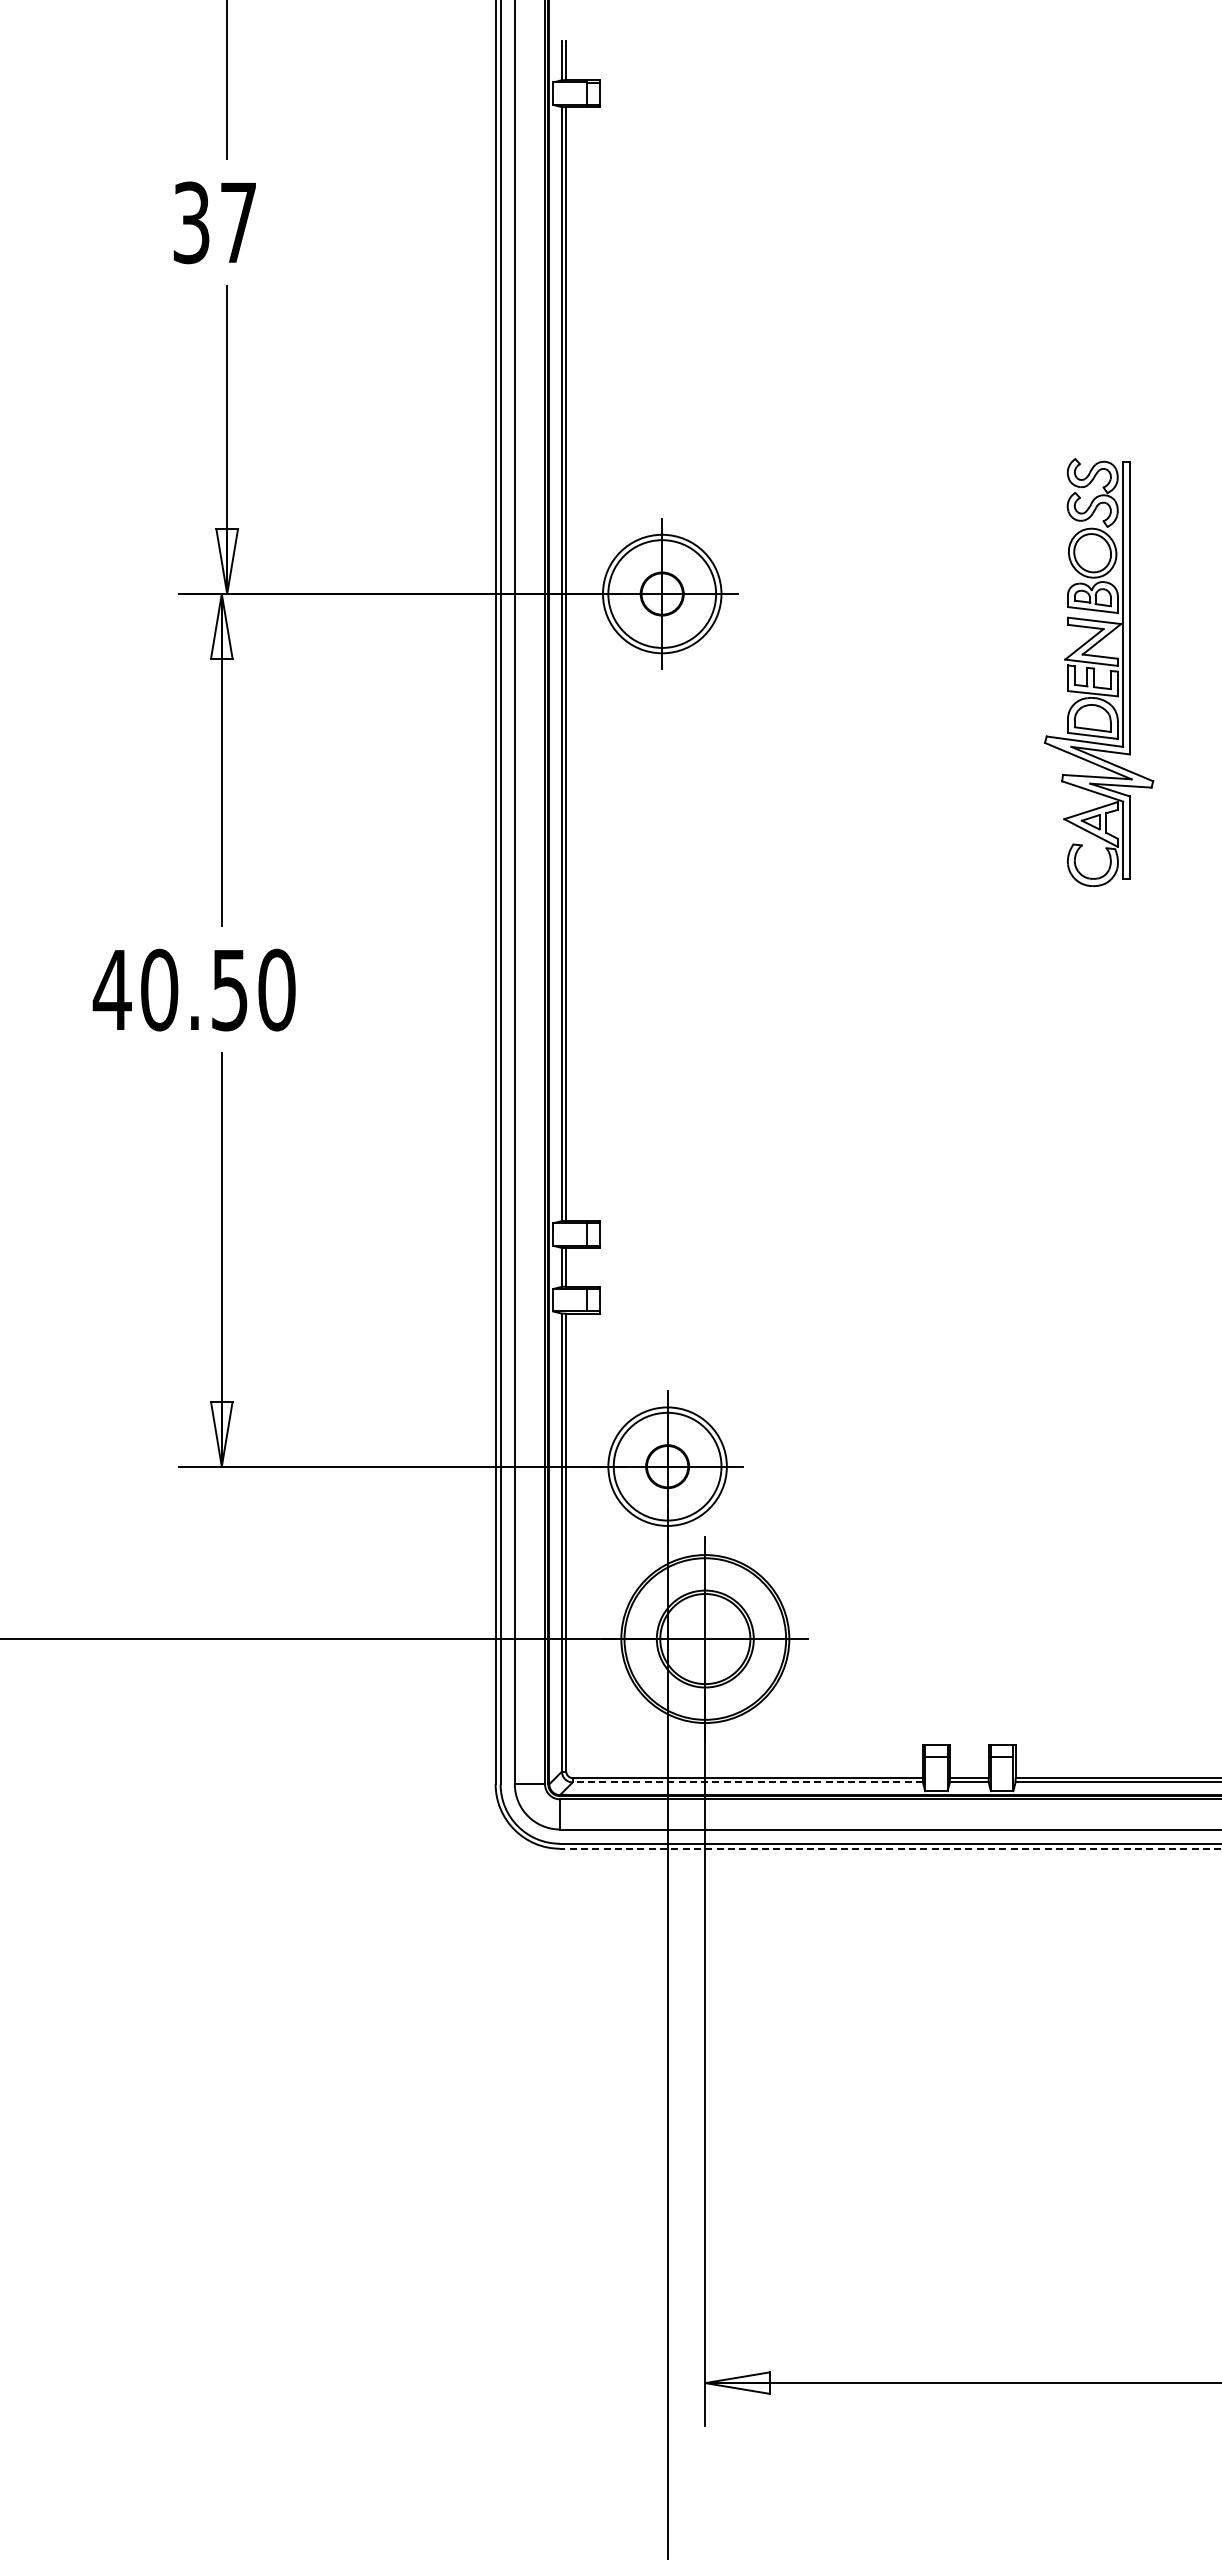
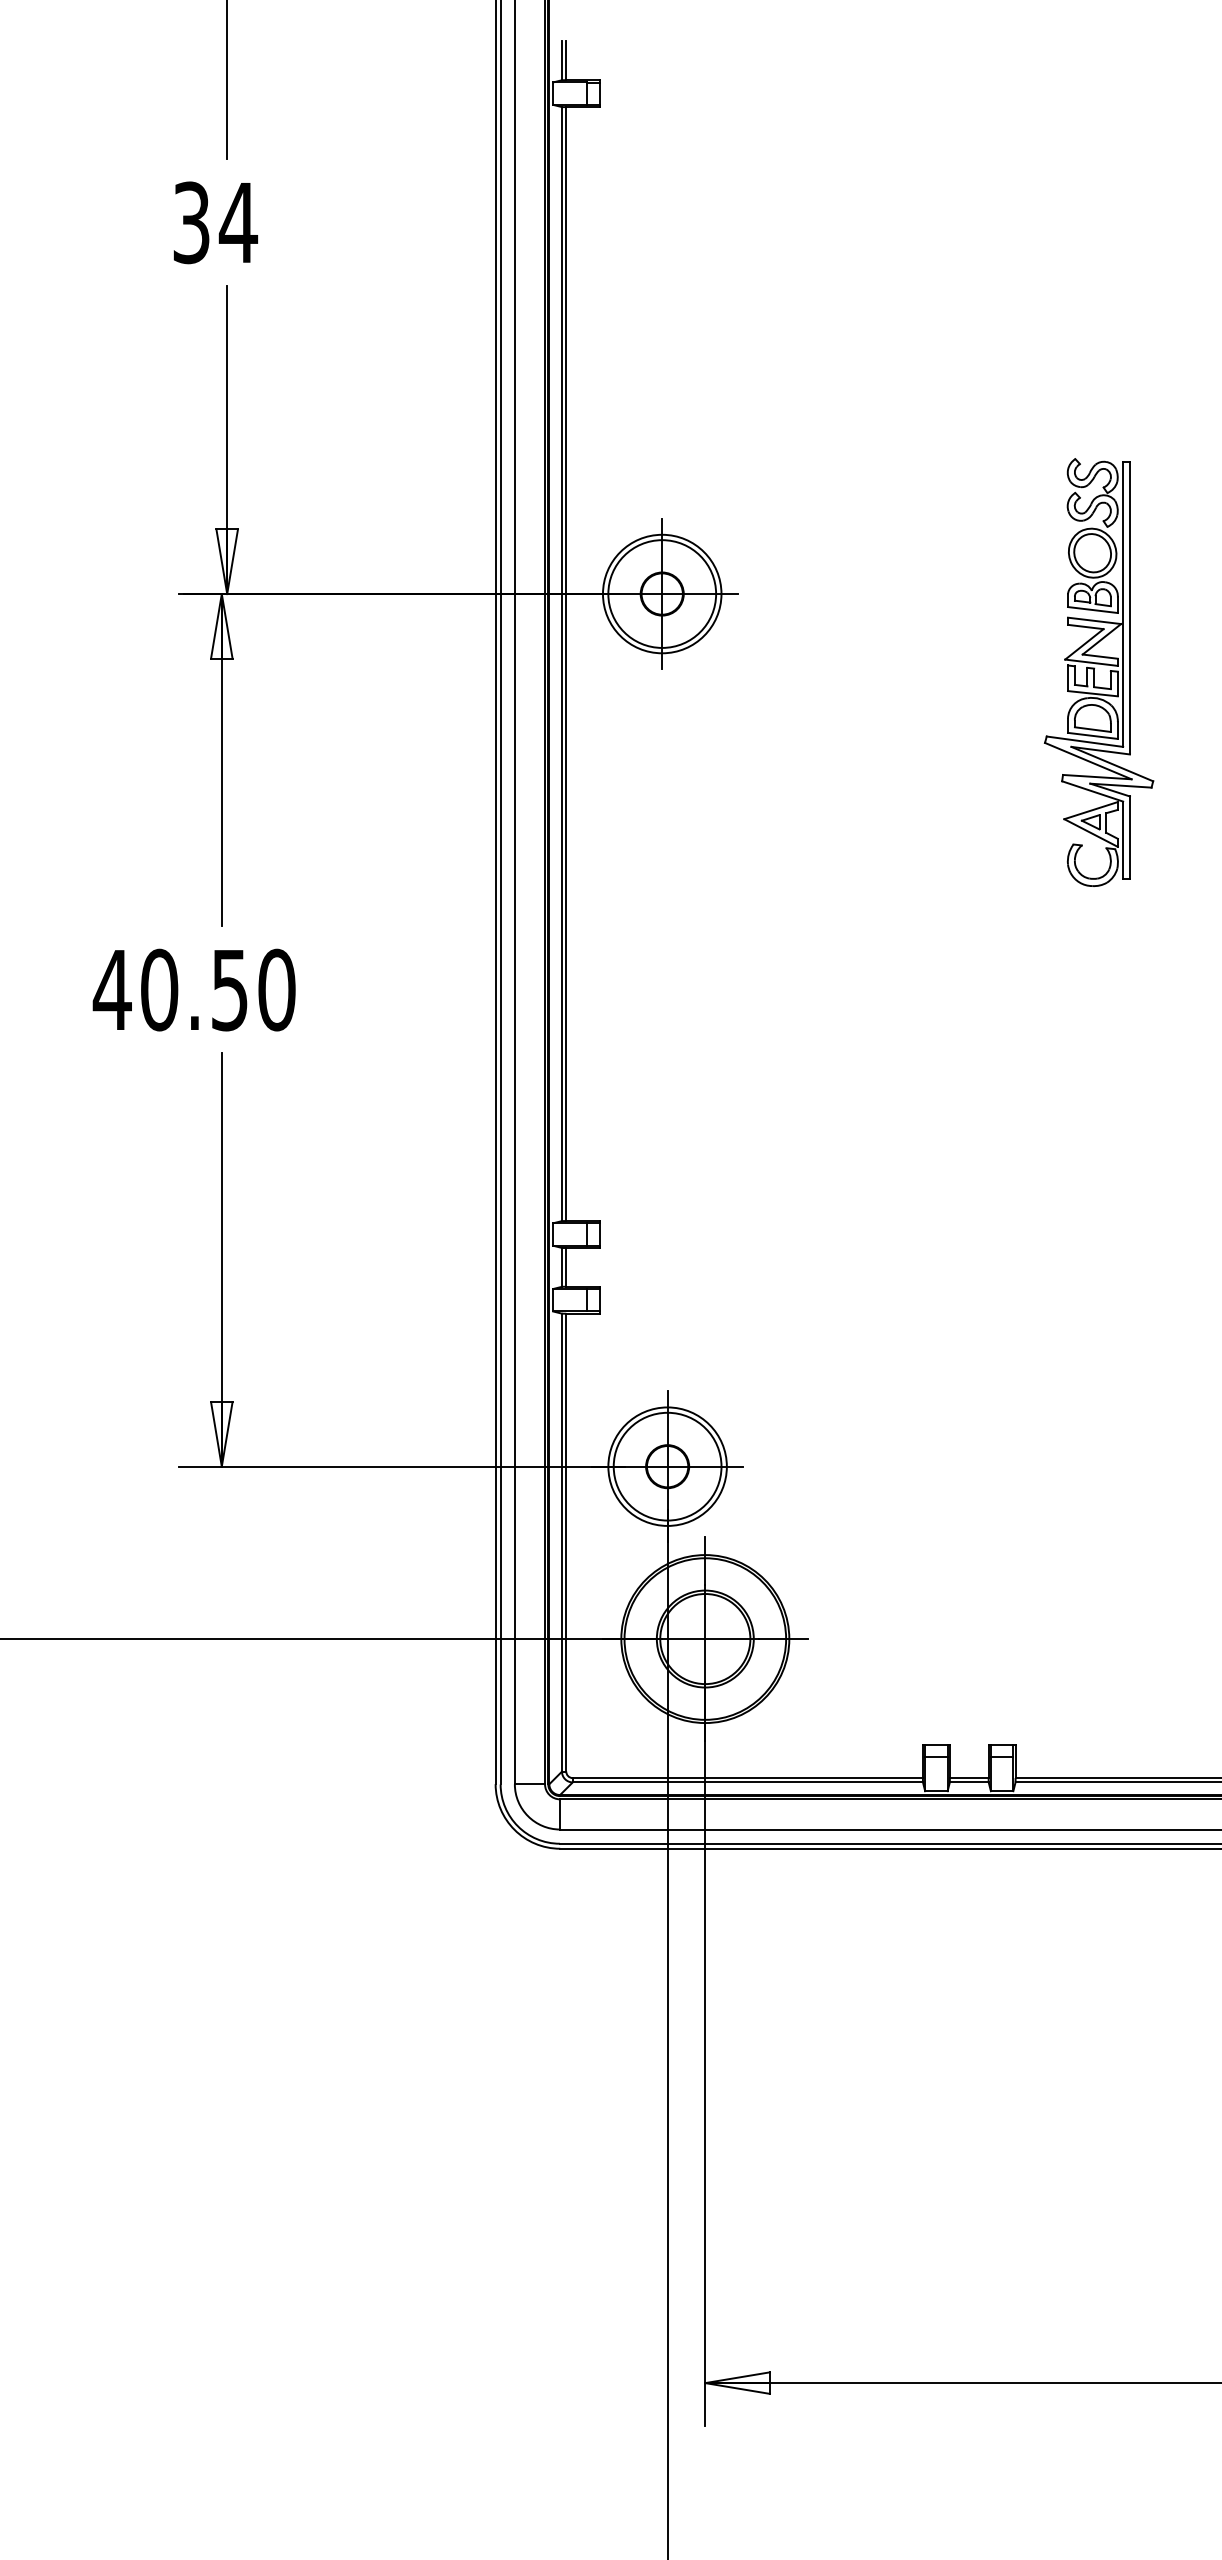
text: 37 -> 34 (238, 222)
line: dashed -> solid (747, 1782)
line: dashed -> solid (890, 1848)
